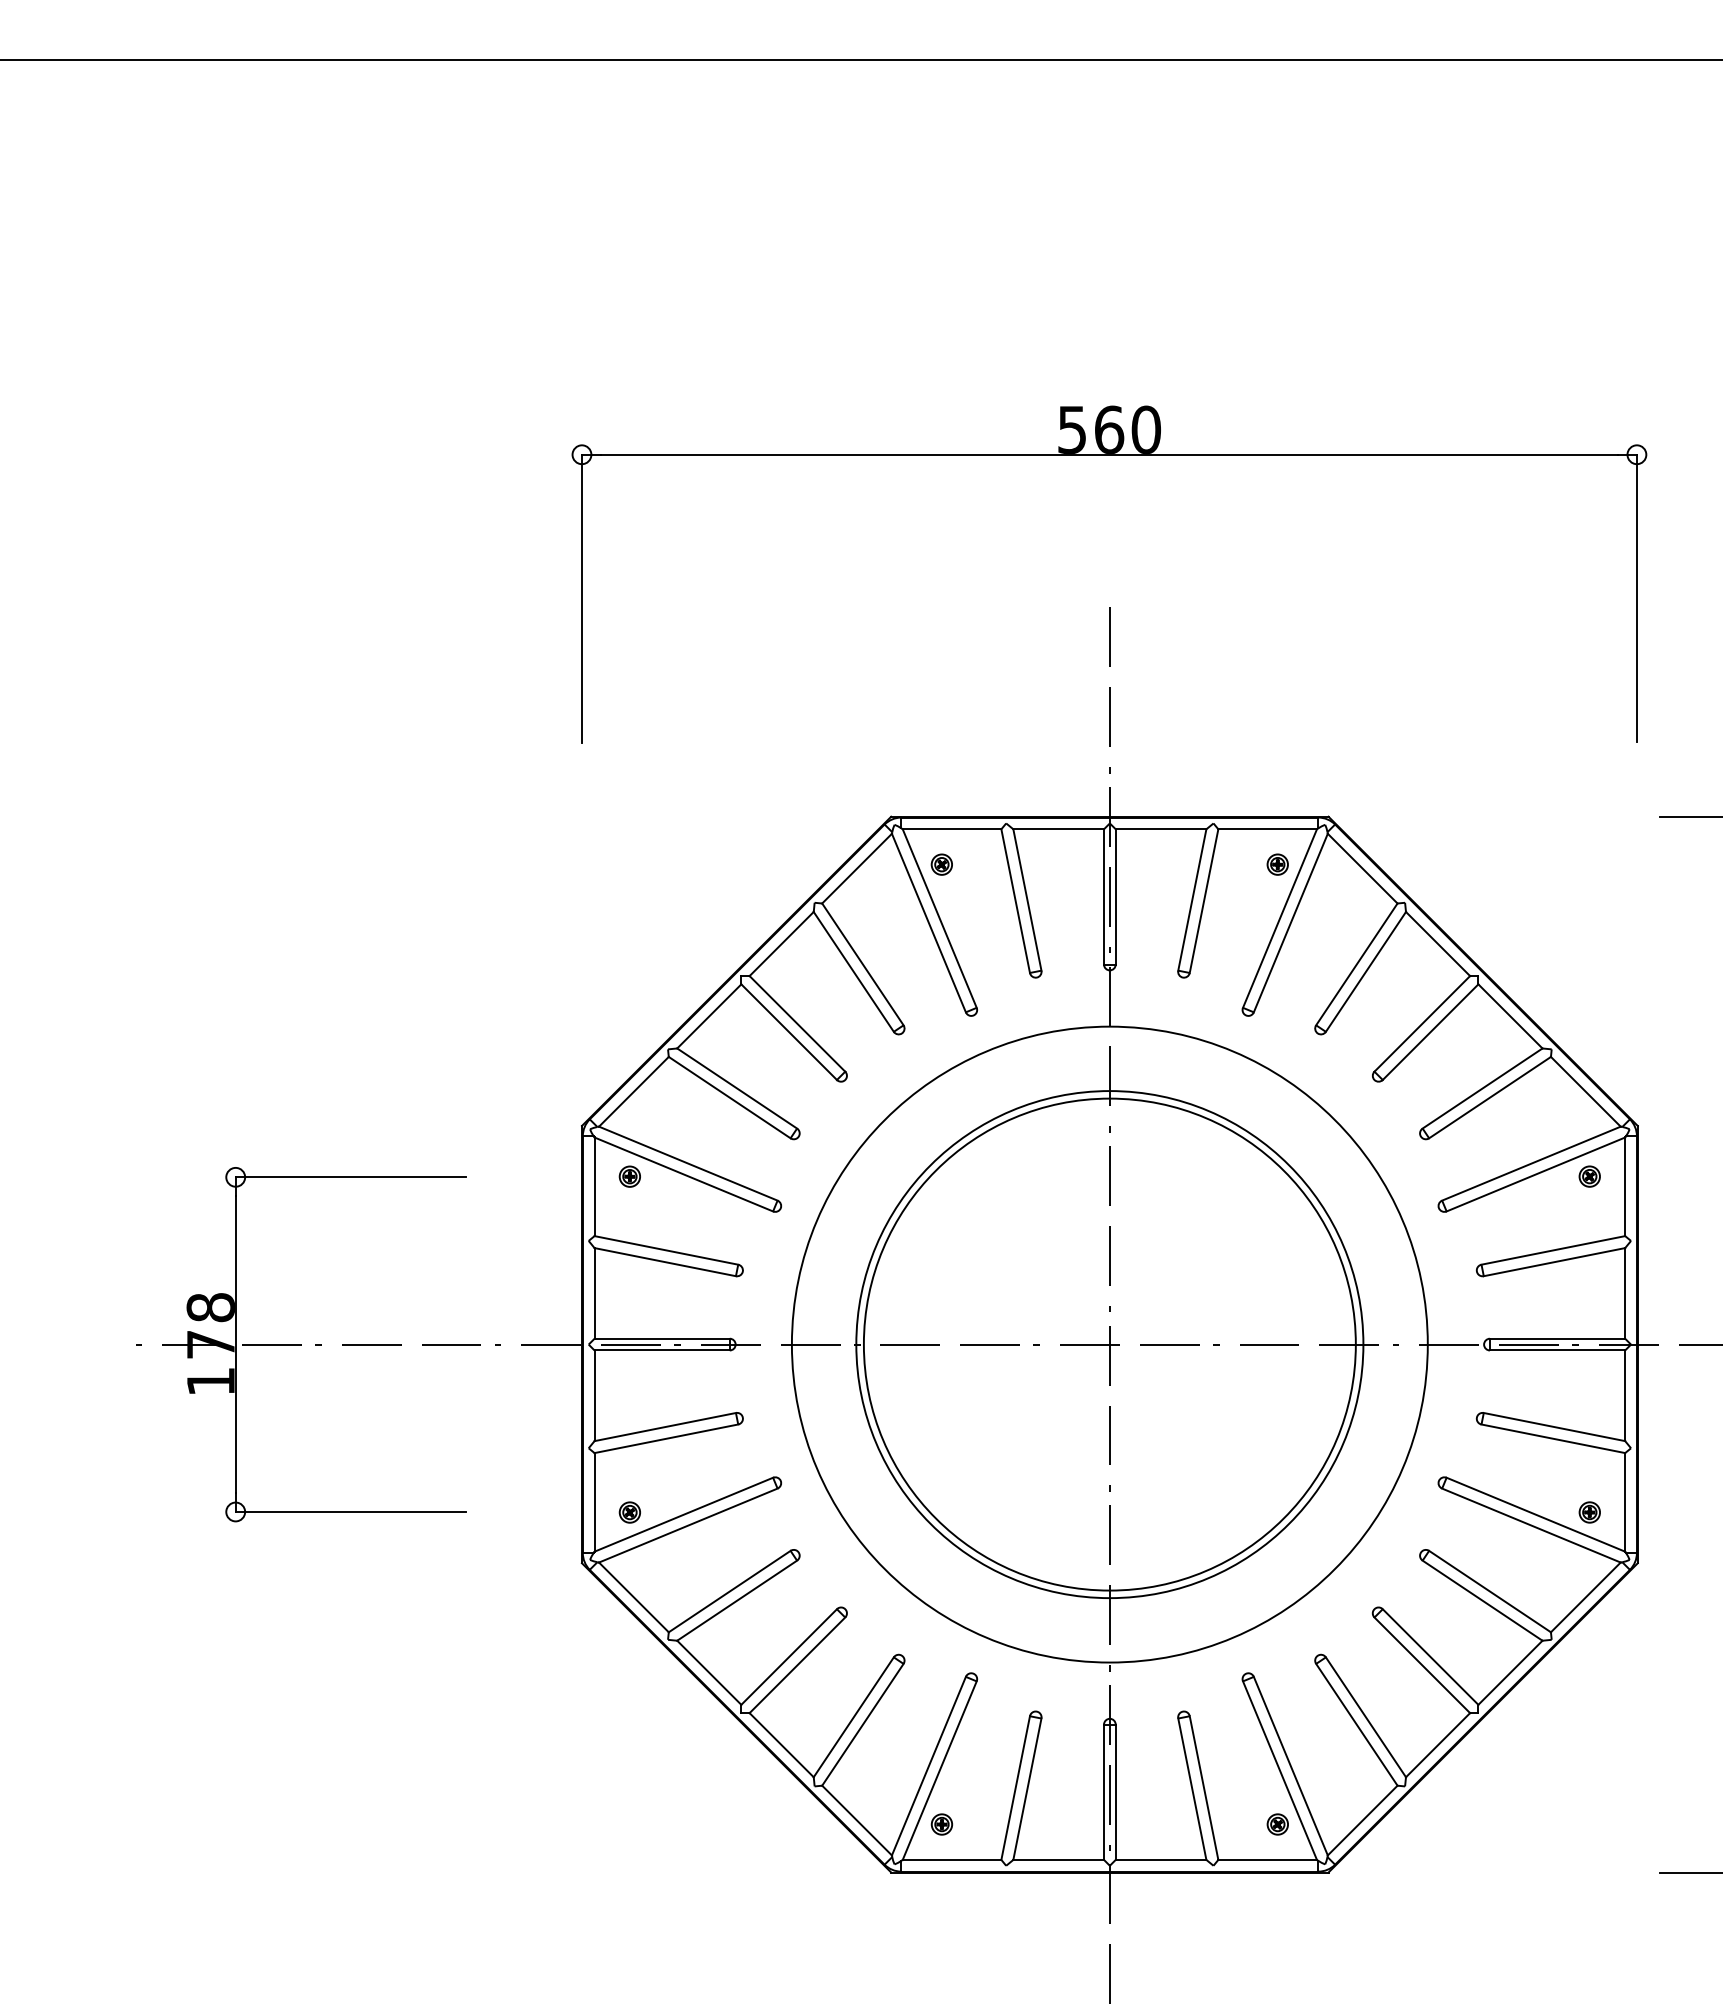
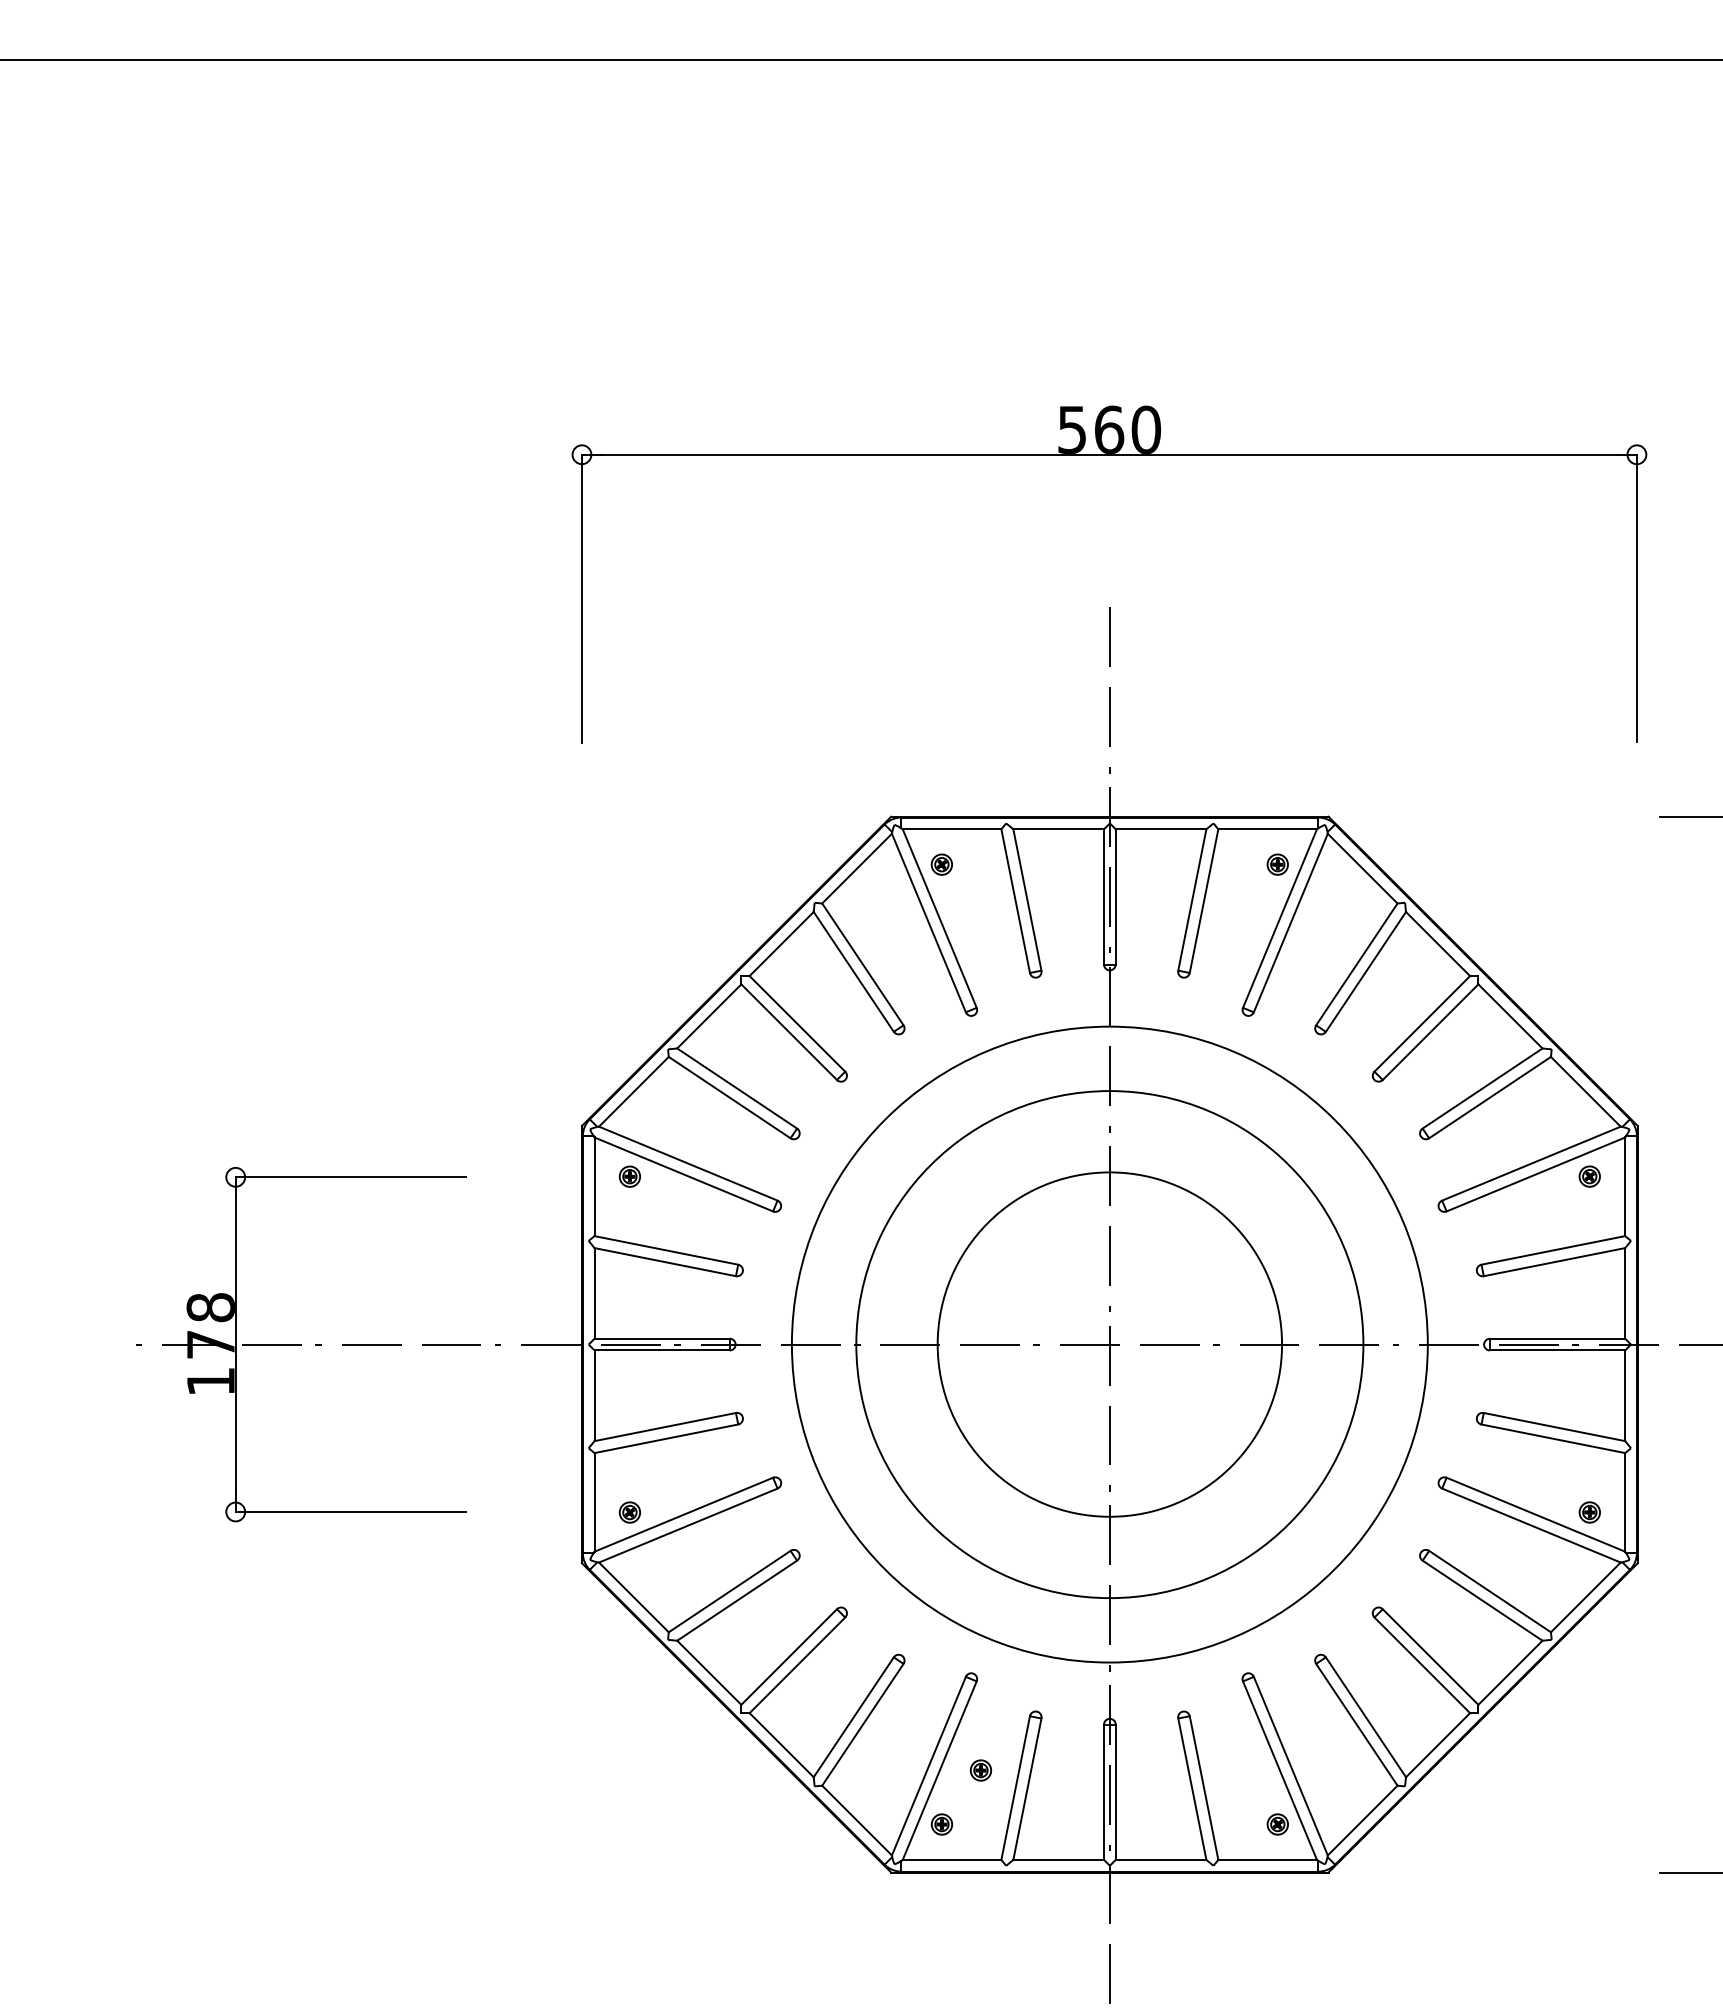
circle diameter: 492 px -> 344 px (1109, 1344)
part: none -> present (980, 1770)
